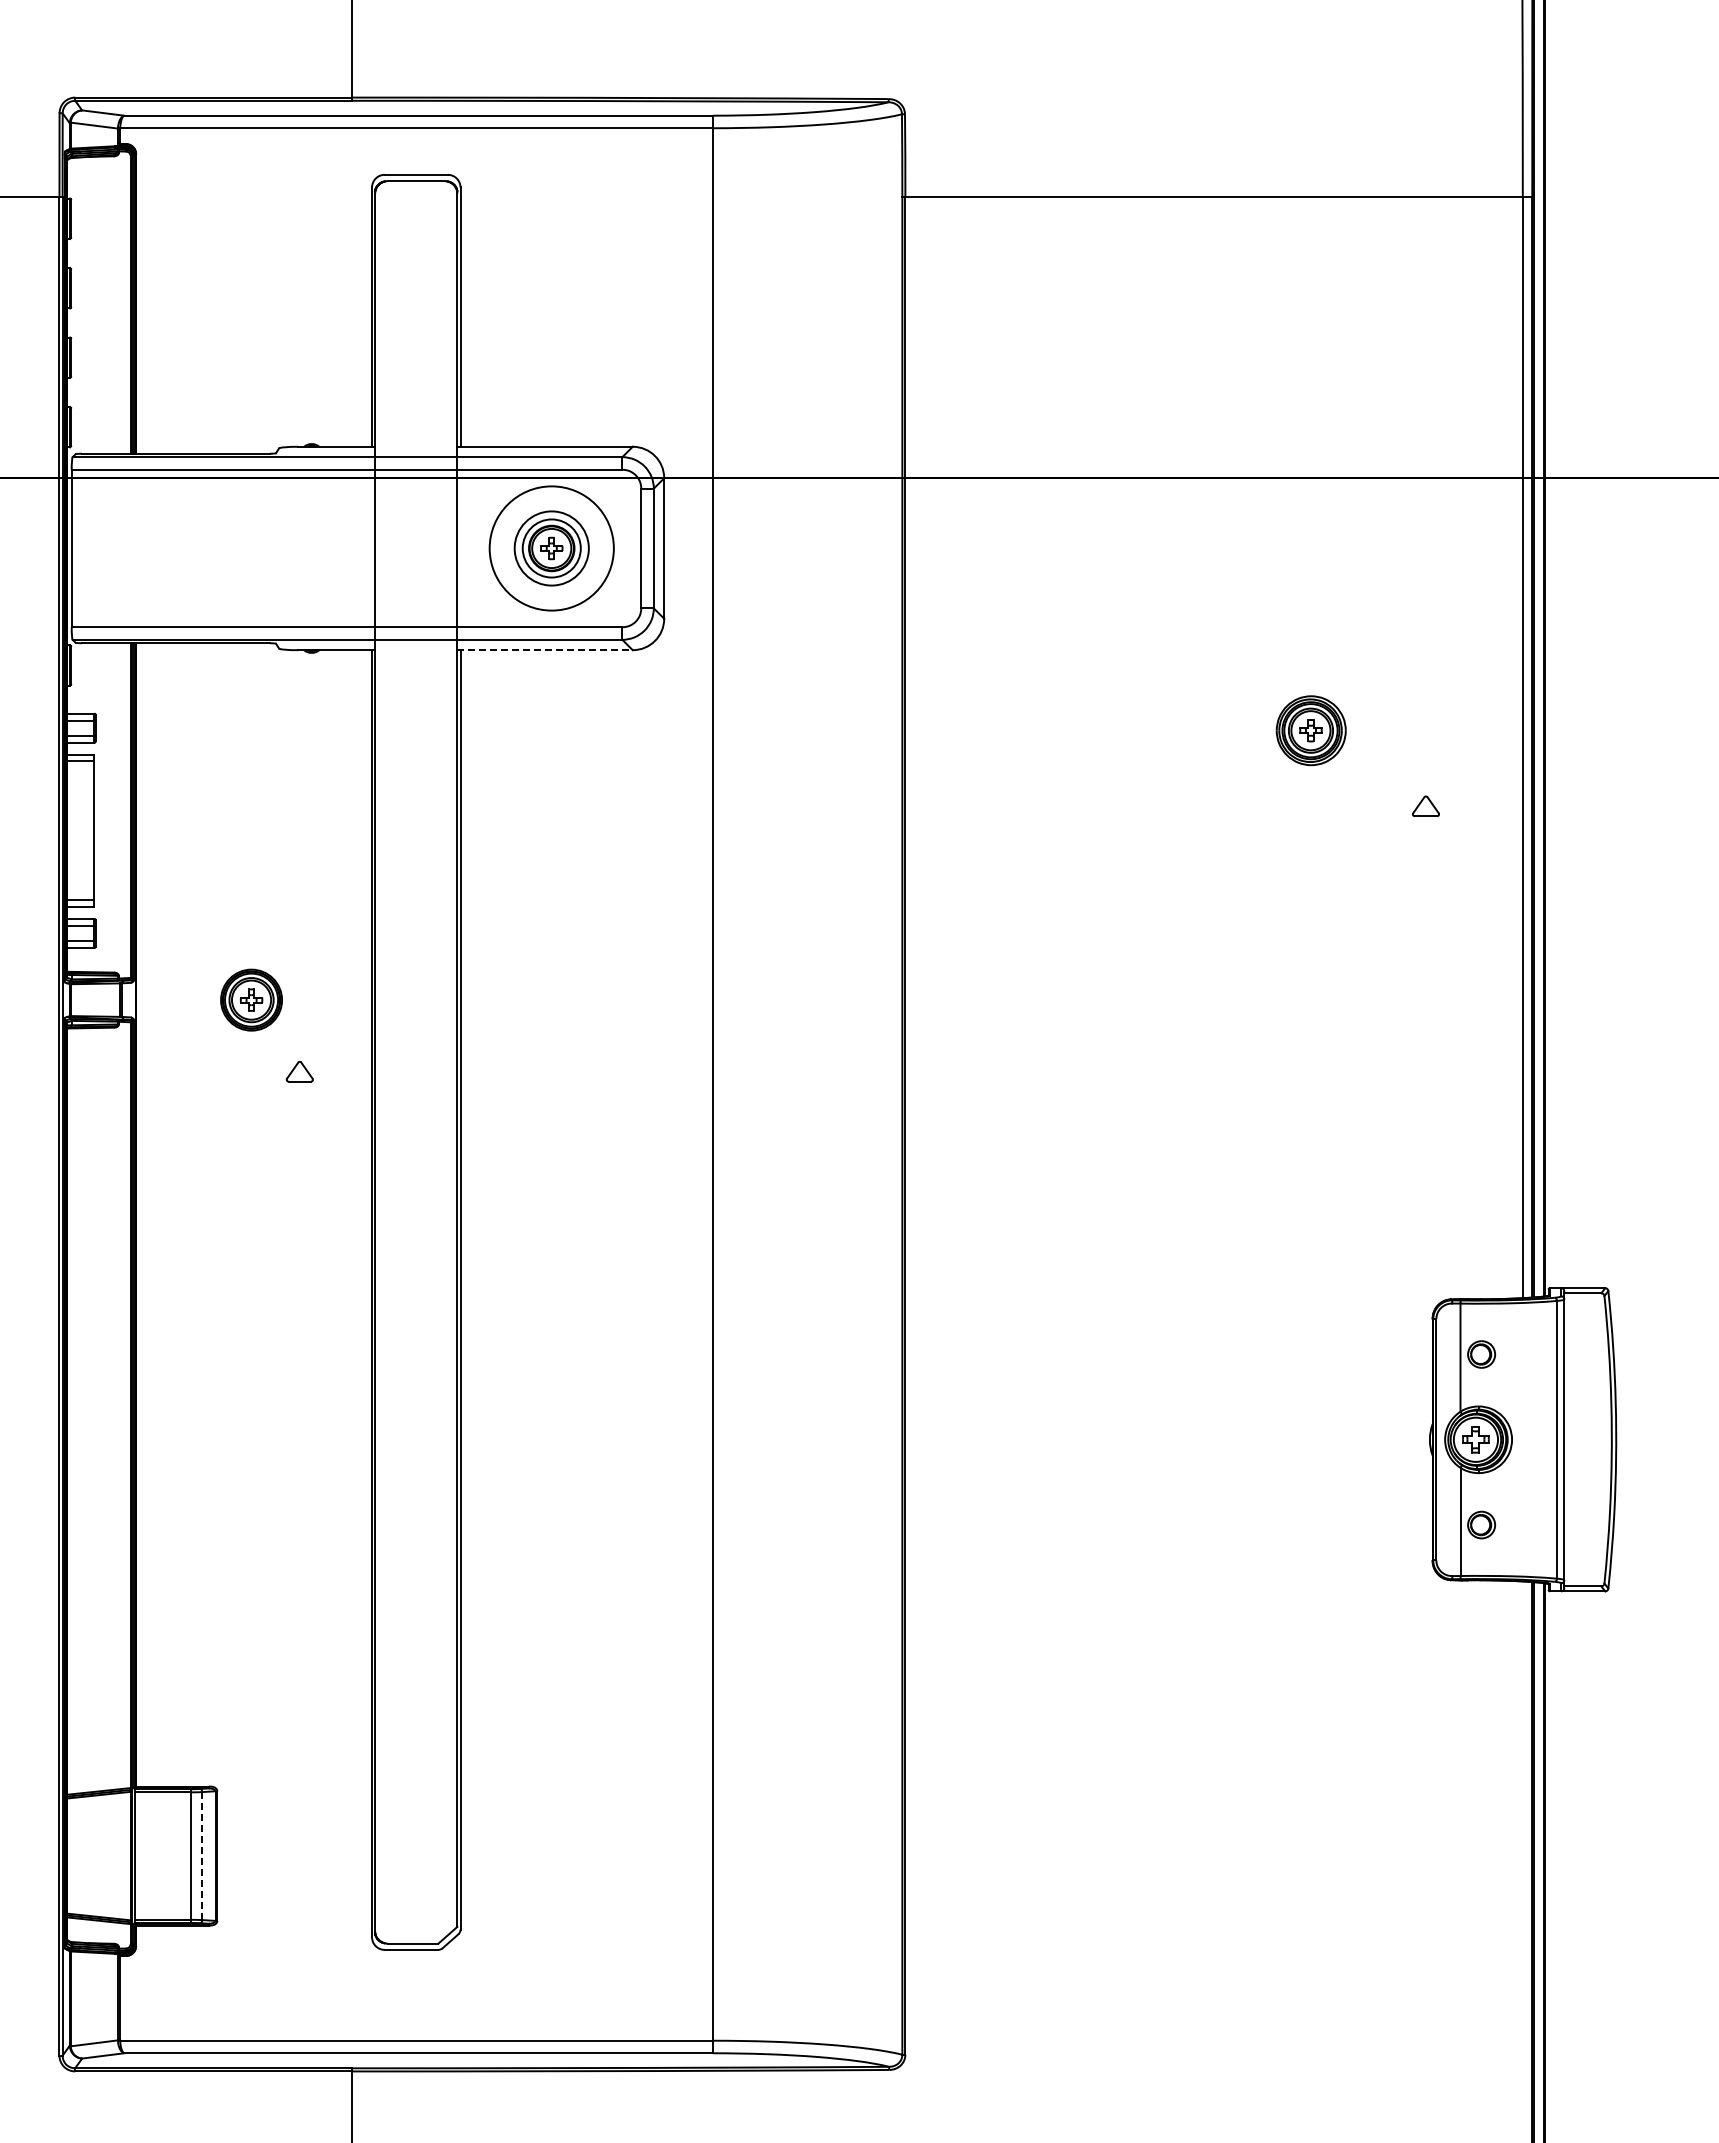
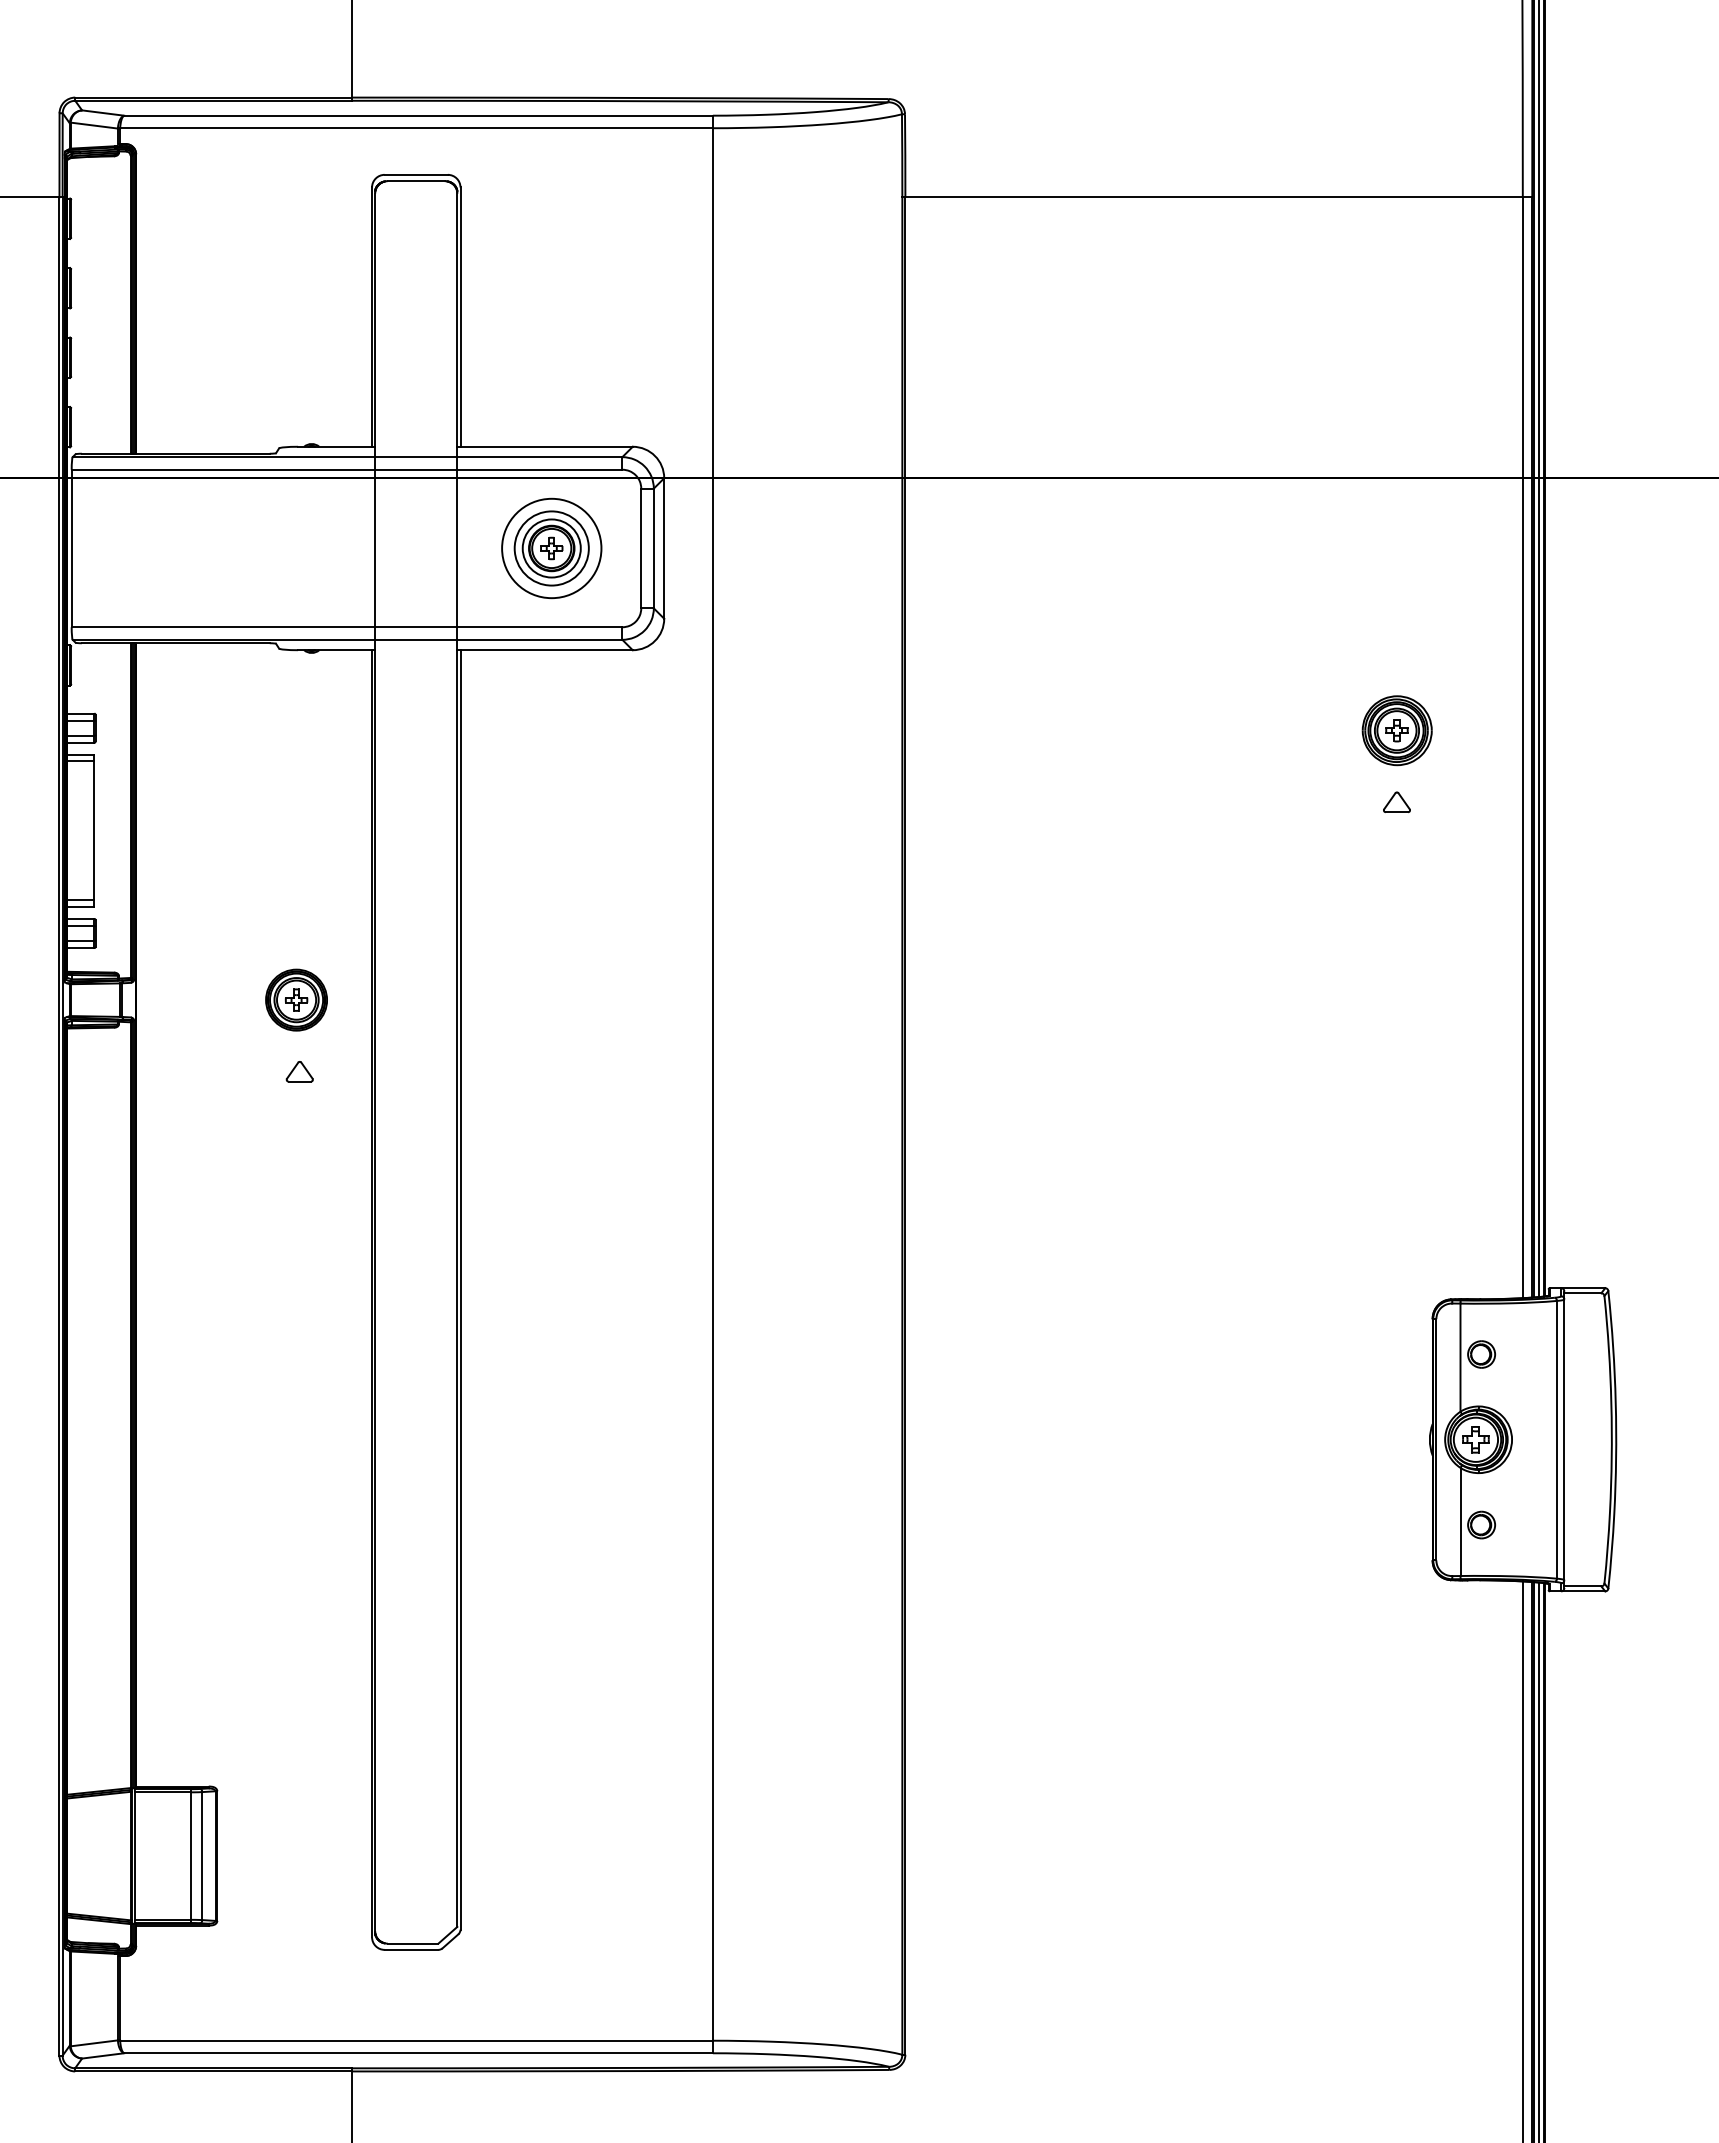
circle diameter: 124 px -> 99 px (551, 548)
line: none -> present (1539, 649)
line: dashed -> solid (545, 650)
part position: (1310, 730) -> (1396, 730) (1396, 730)
part position: (1425, 805) -> (1396, 801) (1396, 801)
part position: (251, 999) -> (296, 999) (296, 999)
line: dashed -> solid (202, 1856)
line: none -> present (1522, 1860)
line: none -> present (1539, 1860)
